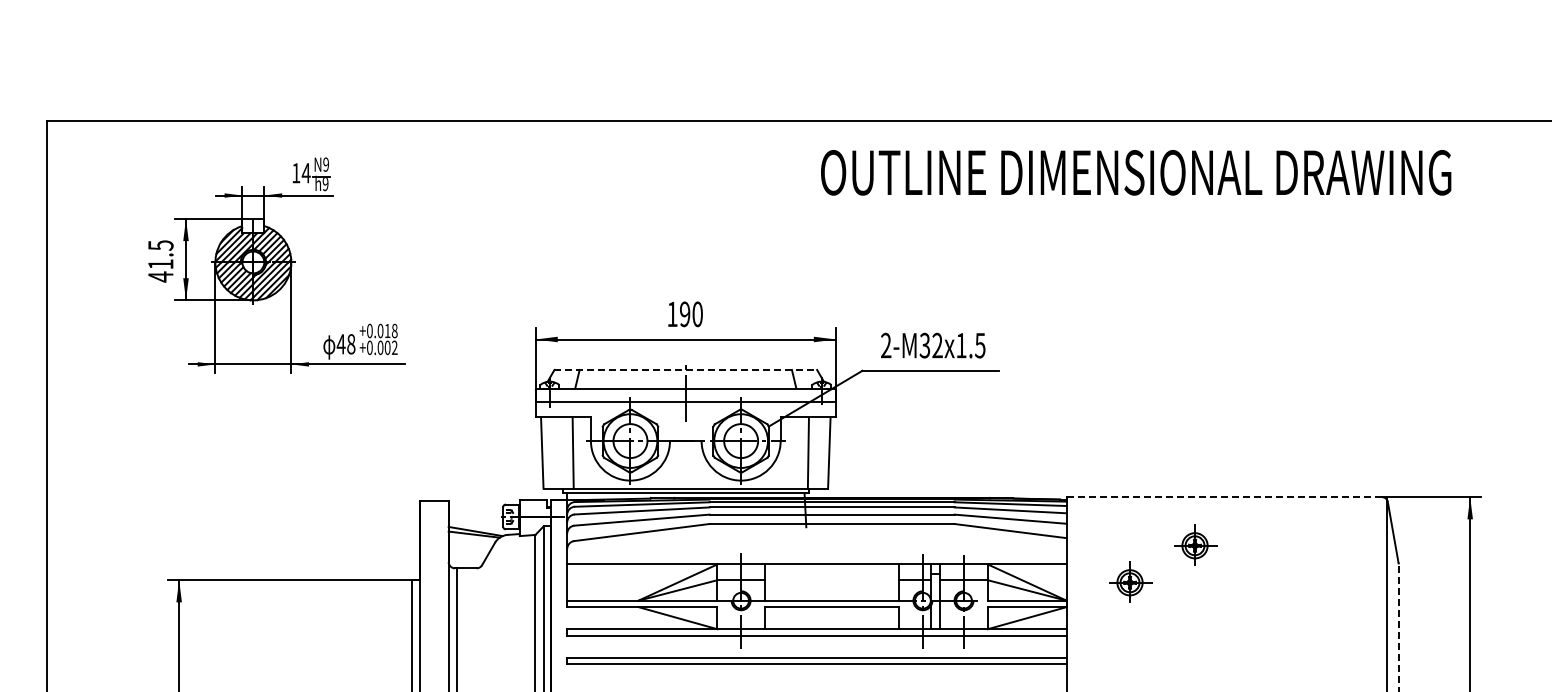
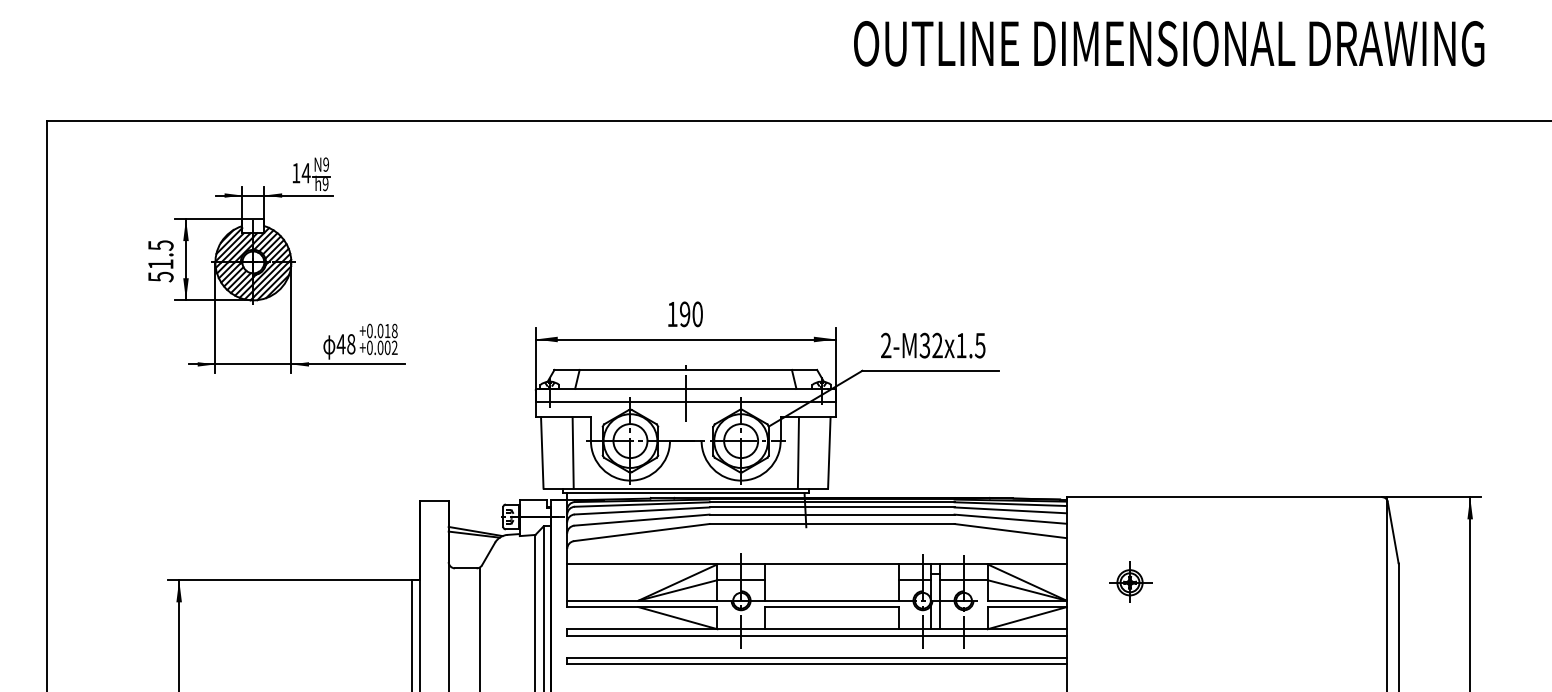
text position: (1136, 172) -> (1169, 43) (1169, 43)
text: 41.5 -> 51.5 (160, 276)
line: dashed -> solid (686, 369)
line position: (807, 452) -> (797, 452) (797, 452)
line: dashed -> solid (1224, 497)
part: present -> none (1195, 544)
line: dashed -> solid (1398, 627)
line position: (457, 628) -> (480, 628) (480, 628)
